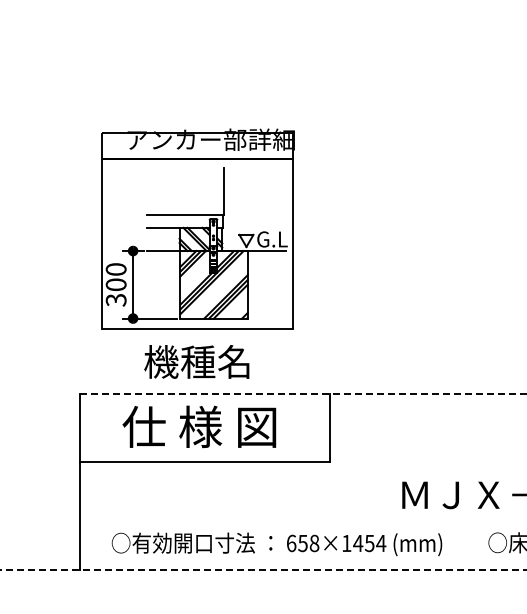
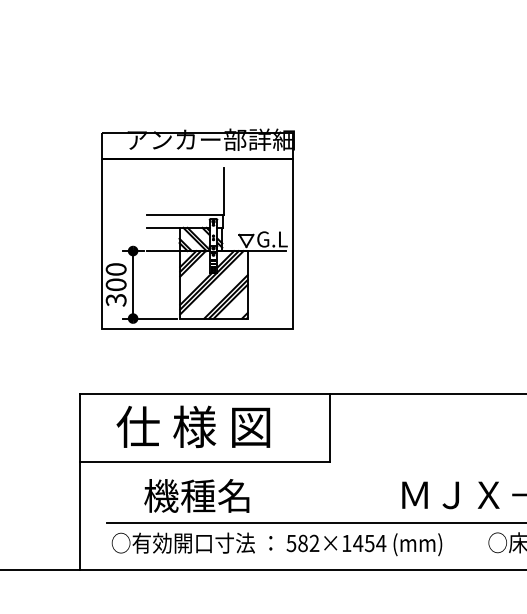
text position: (196, 361) -> (196, 495) (196, 495)
line: dashed -> solid (303, 394)
text position: (199, 426) -> (193, 426) (193, 426)
line: none -> present (315, 522)
text: 658×1454 -> 582×1454 (302, 543)
line: dashed -> solid (263, 569)
